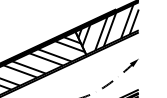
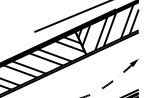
line: none -> present (71, 16)
